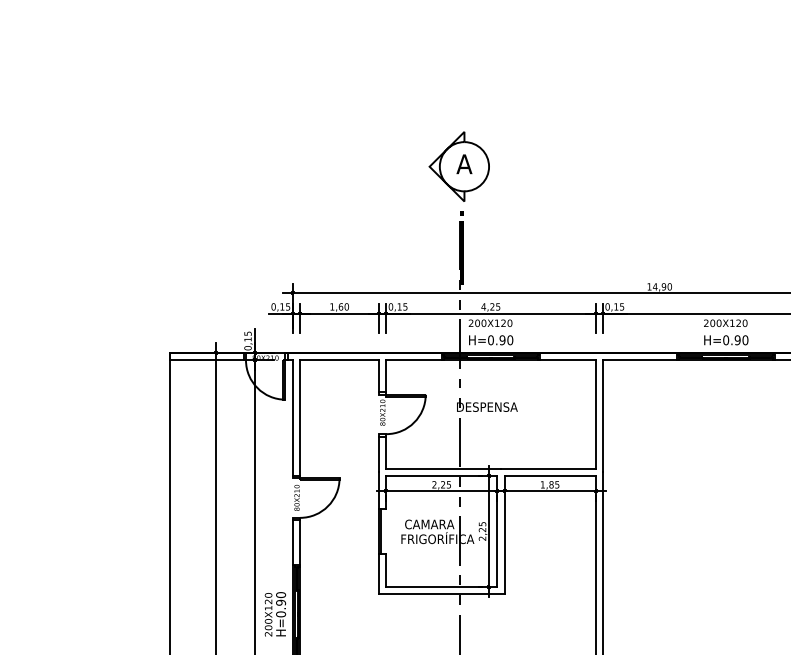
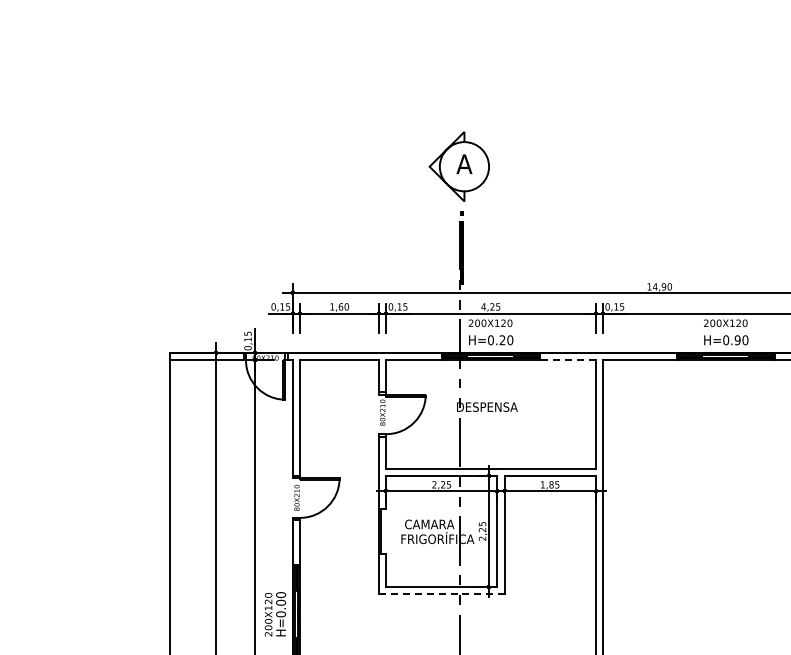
text: H=0.90 -> H=0.20 (502, 340)
line: solid -> dashed (567, 360)
line: solid -> dashed (441, 594)
text: H=0.90 -> H=0.00 (280, 602)
